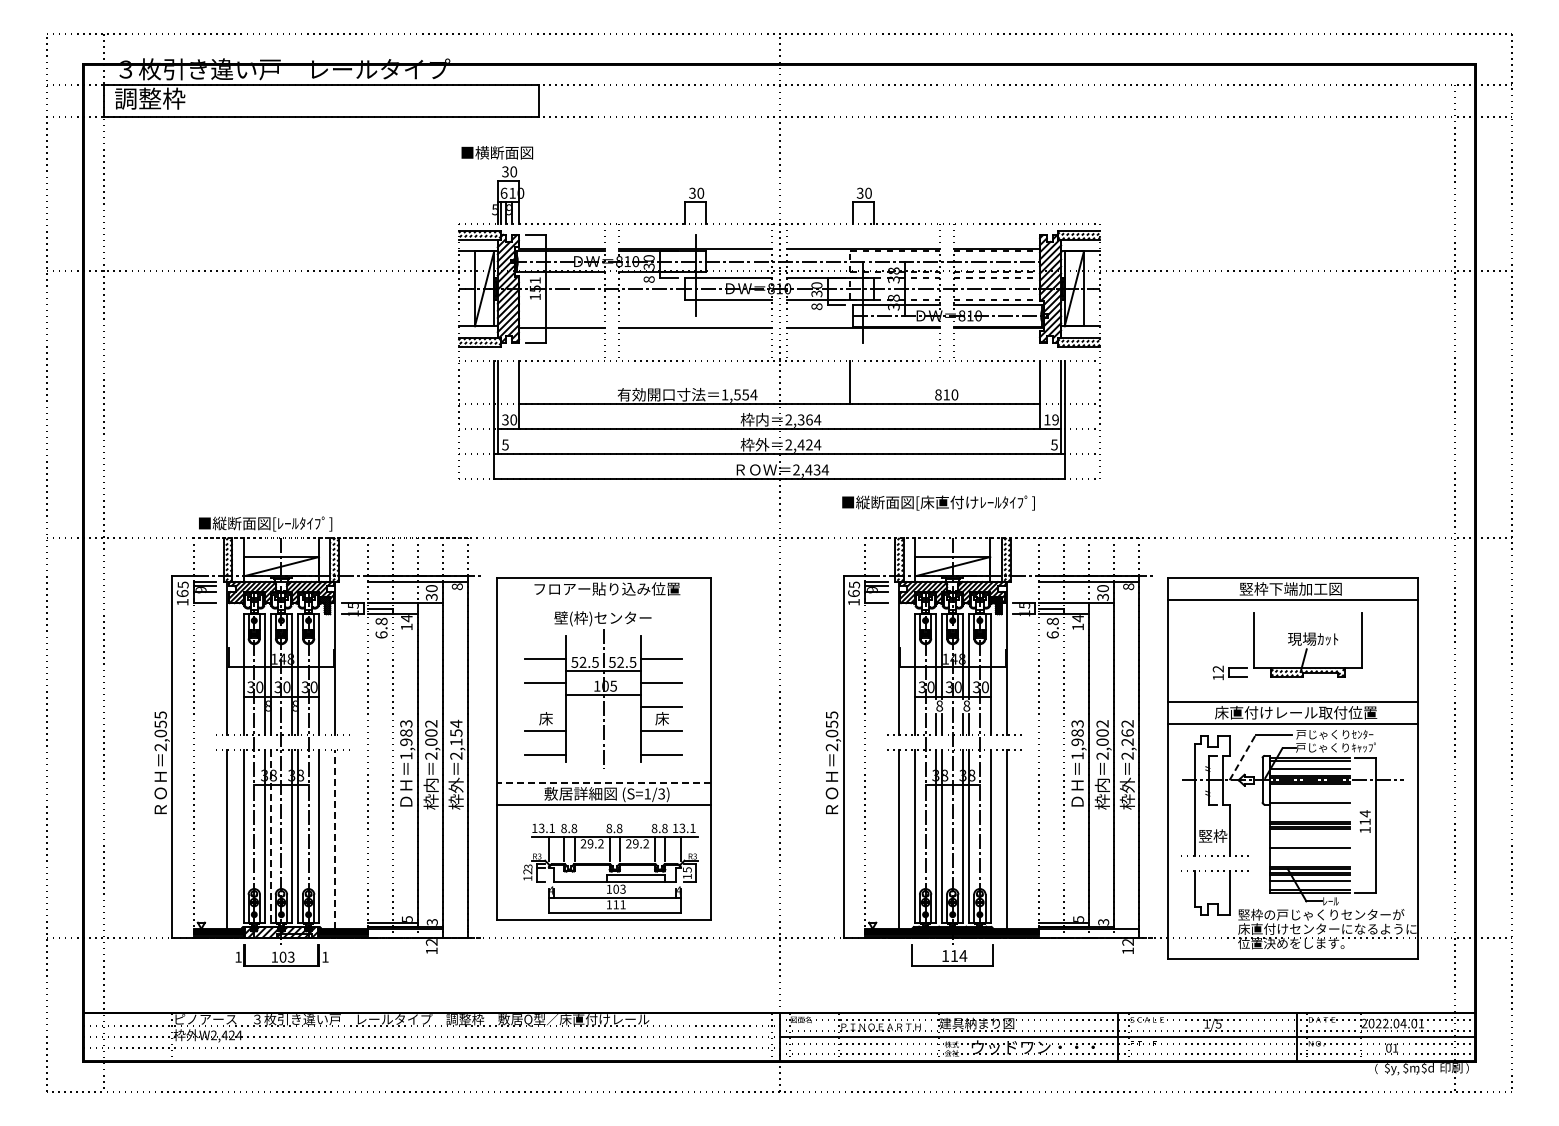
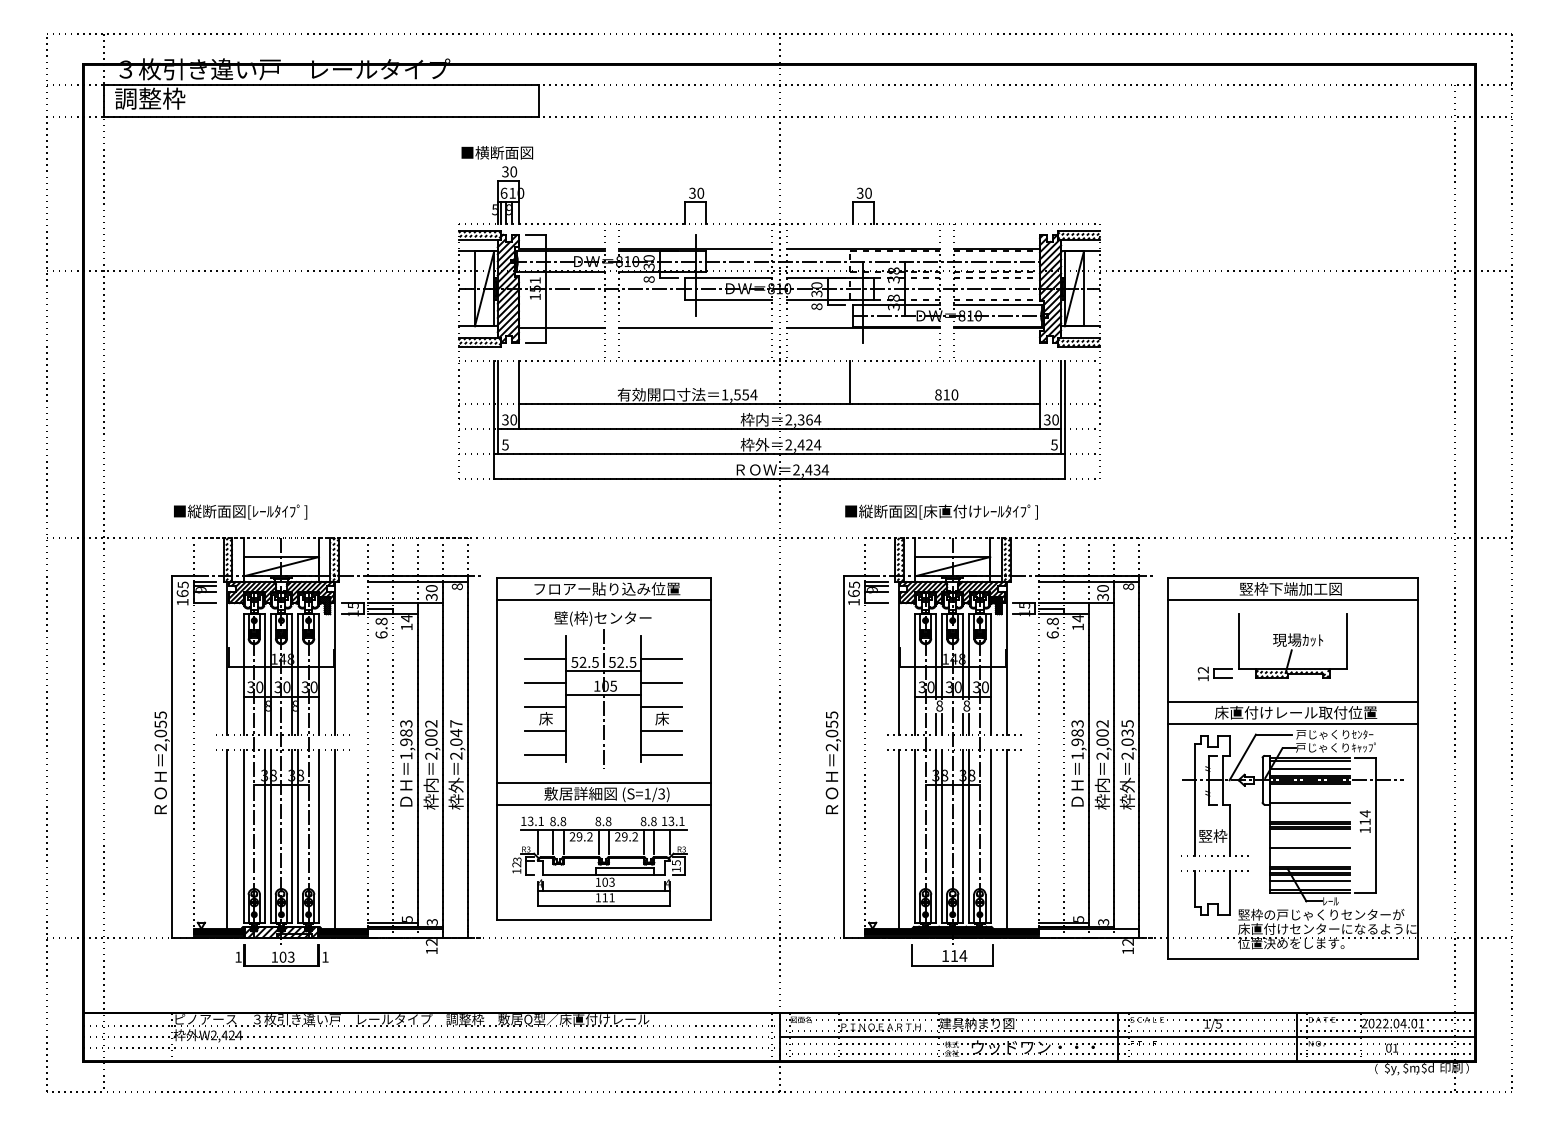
text: 19 -> 30 (1051, 419)
text position: (938, 502) -> (941, 511) (941, 511)
text position: (265, 523) -> (240, 511) (240, 511)
line: none -> present (603, 599)
part position: (1287, 646) -> (1272, 647) (1272, 647)
line: none -> present (545, 707)
text: 2,154 -> 2,047 (456, 732)
text: 2,262 -> 2,035 (1127, 732)
line: dashed -> solid (1243, 757)
line: dashed -> solid (603, 783)
line: dashed -> solid (270, 836)
line: dashed -> solid (335, 839)
part position: (610, 868) -> (599, 861) (599, 861)
